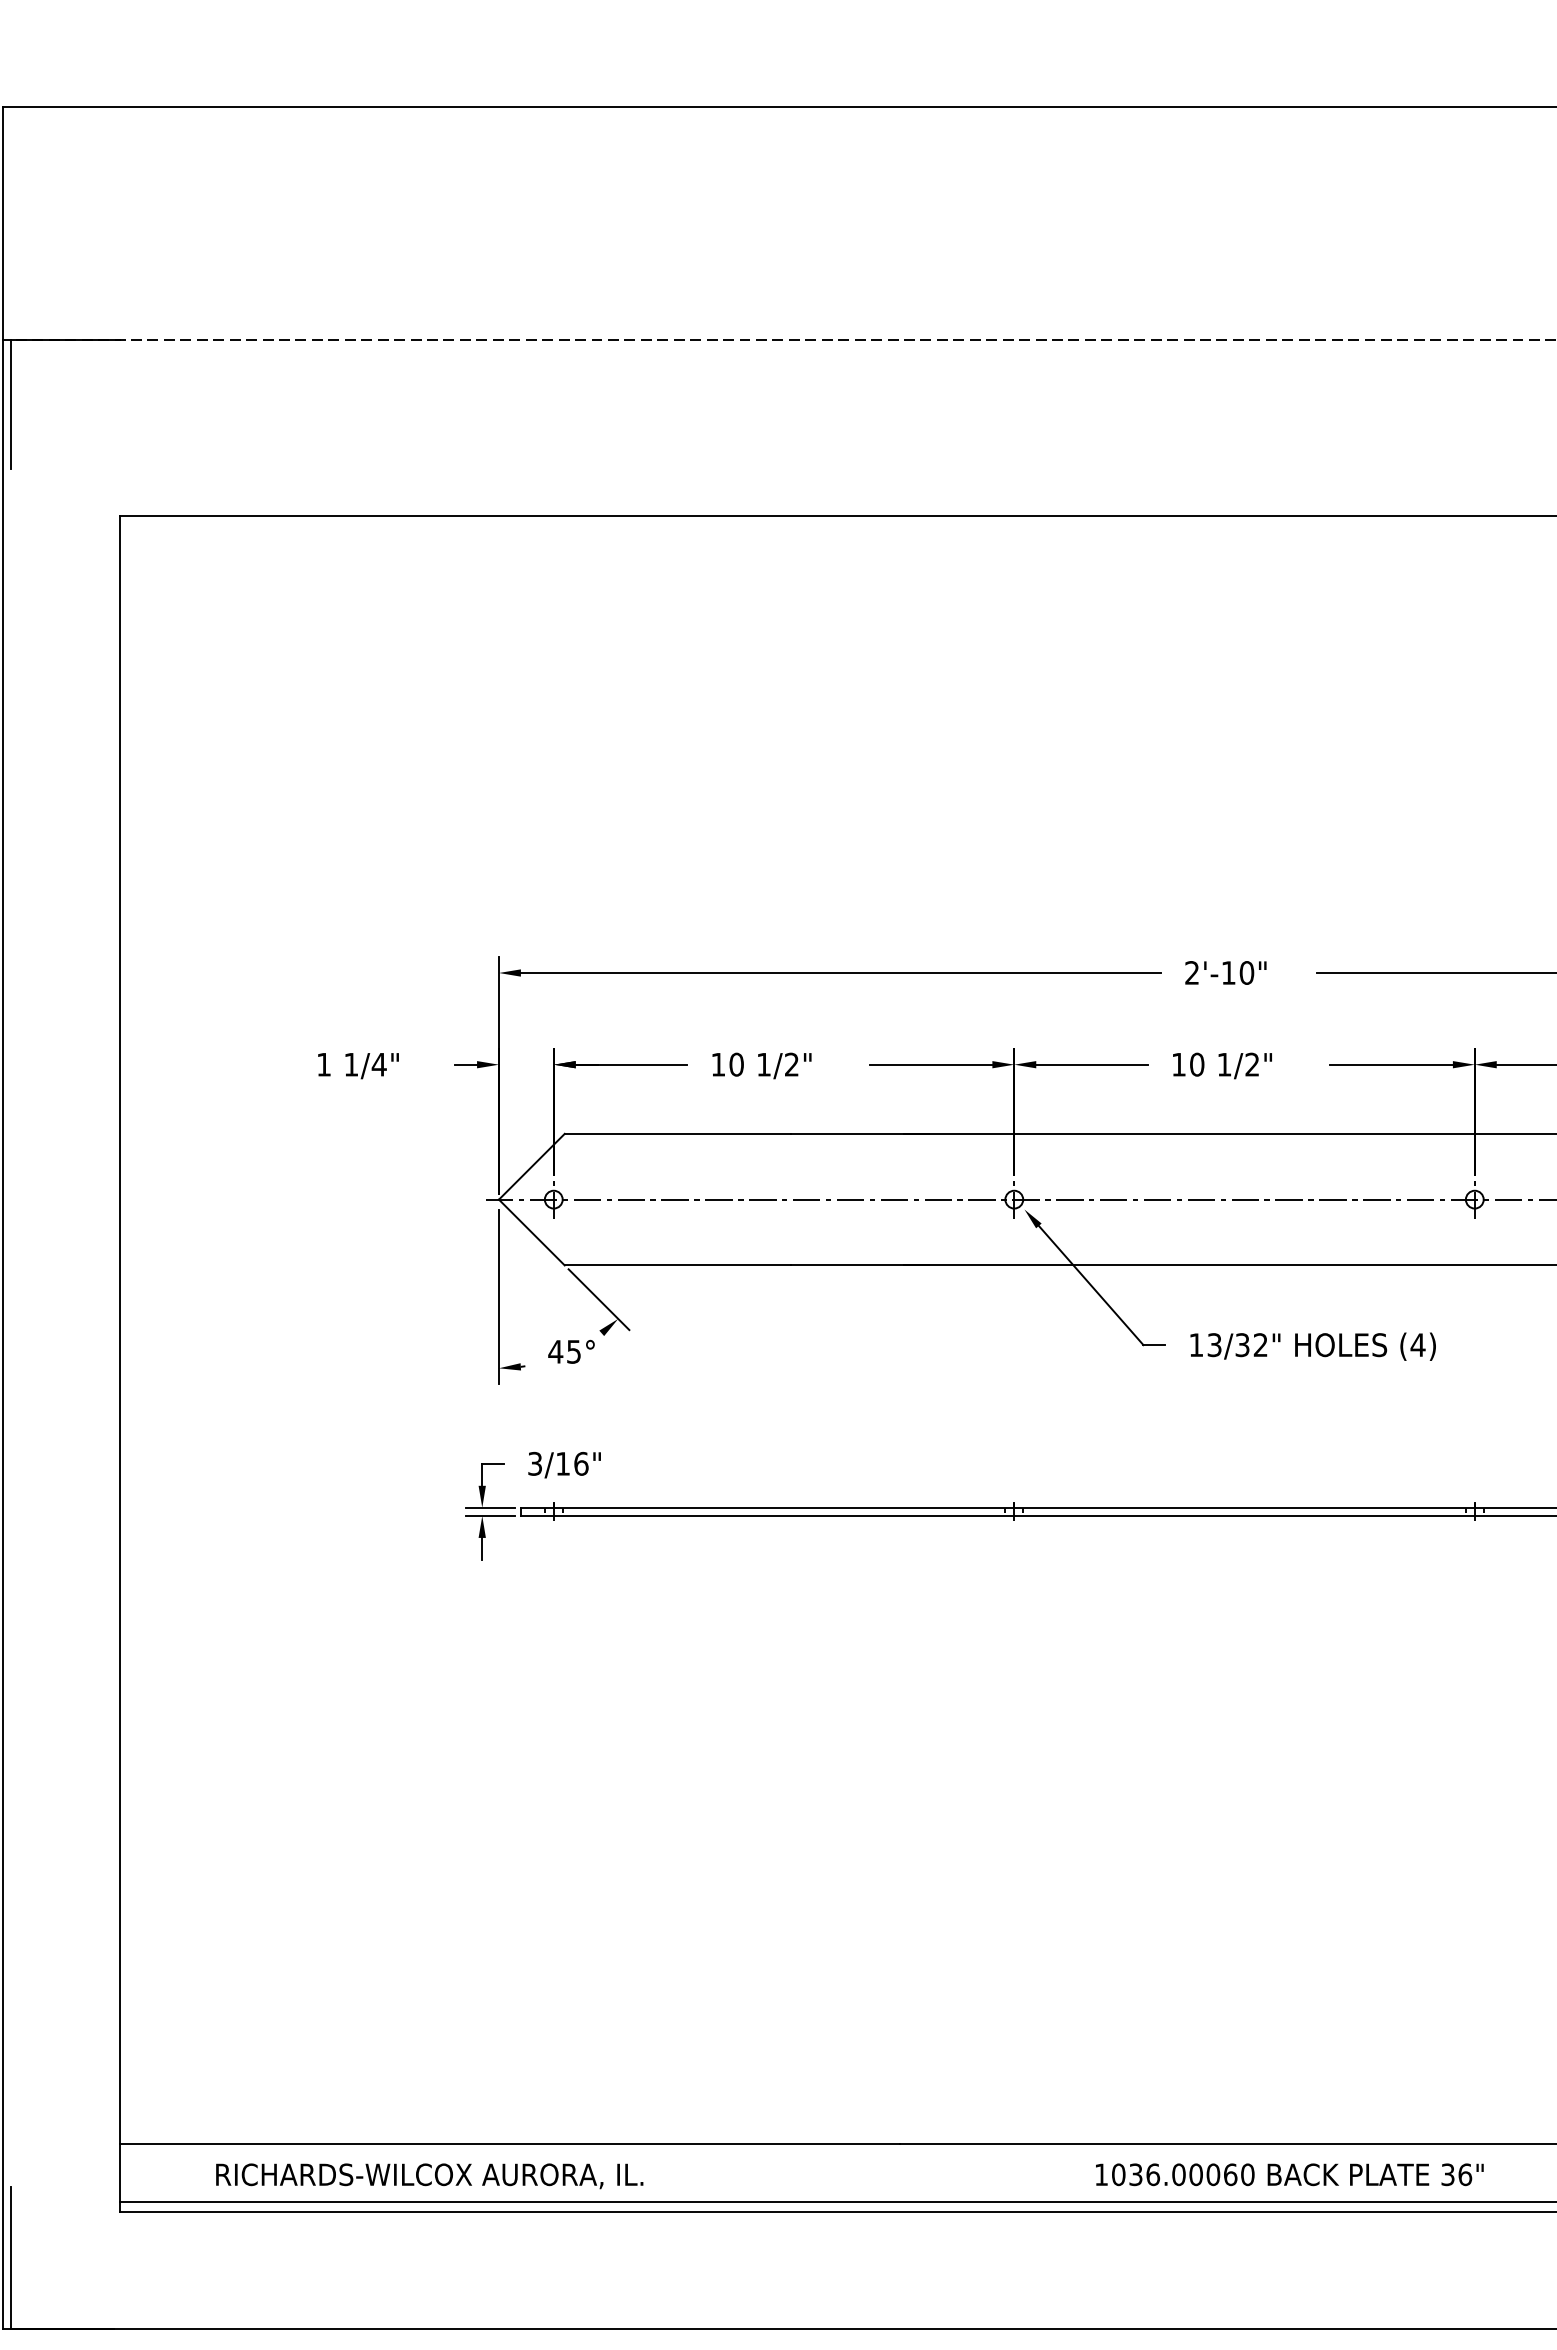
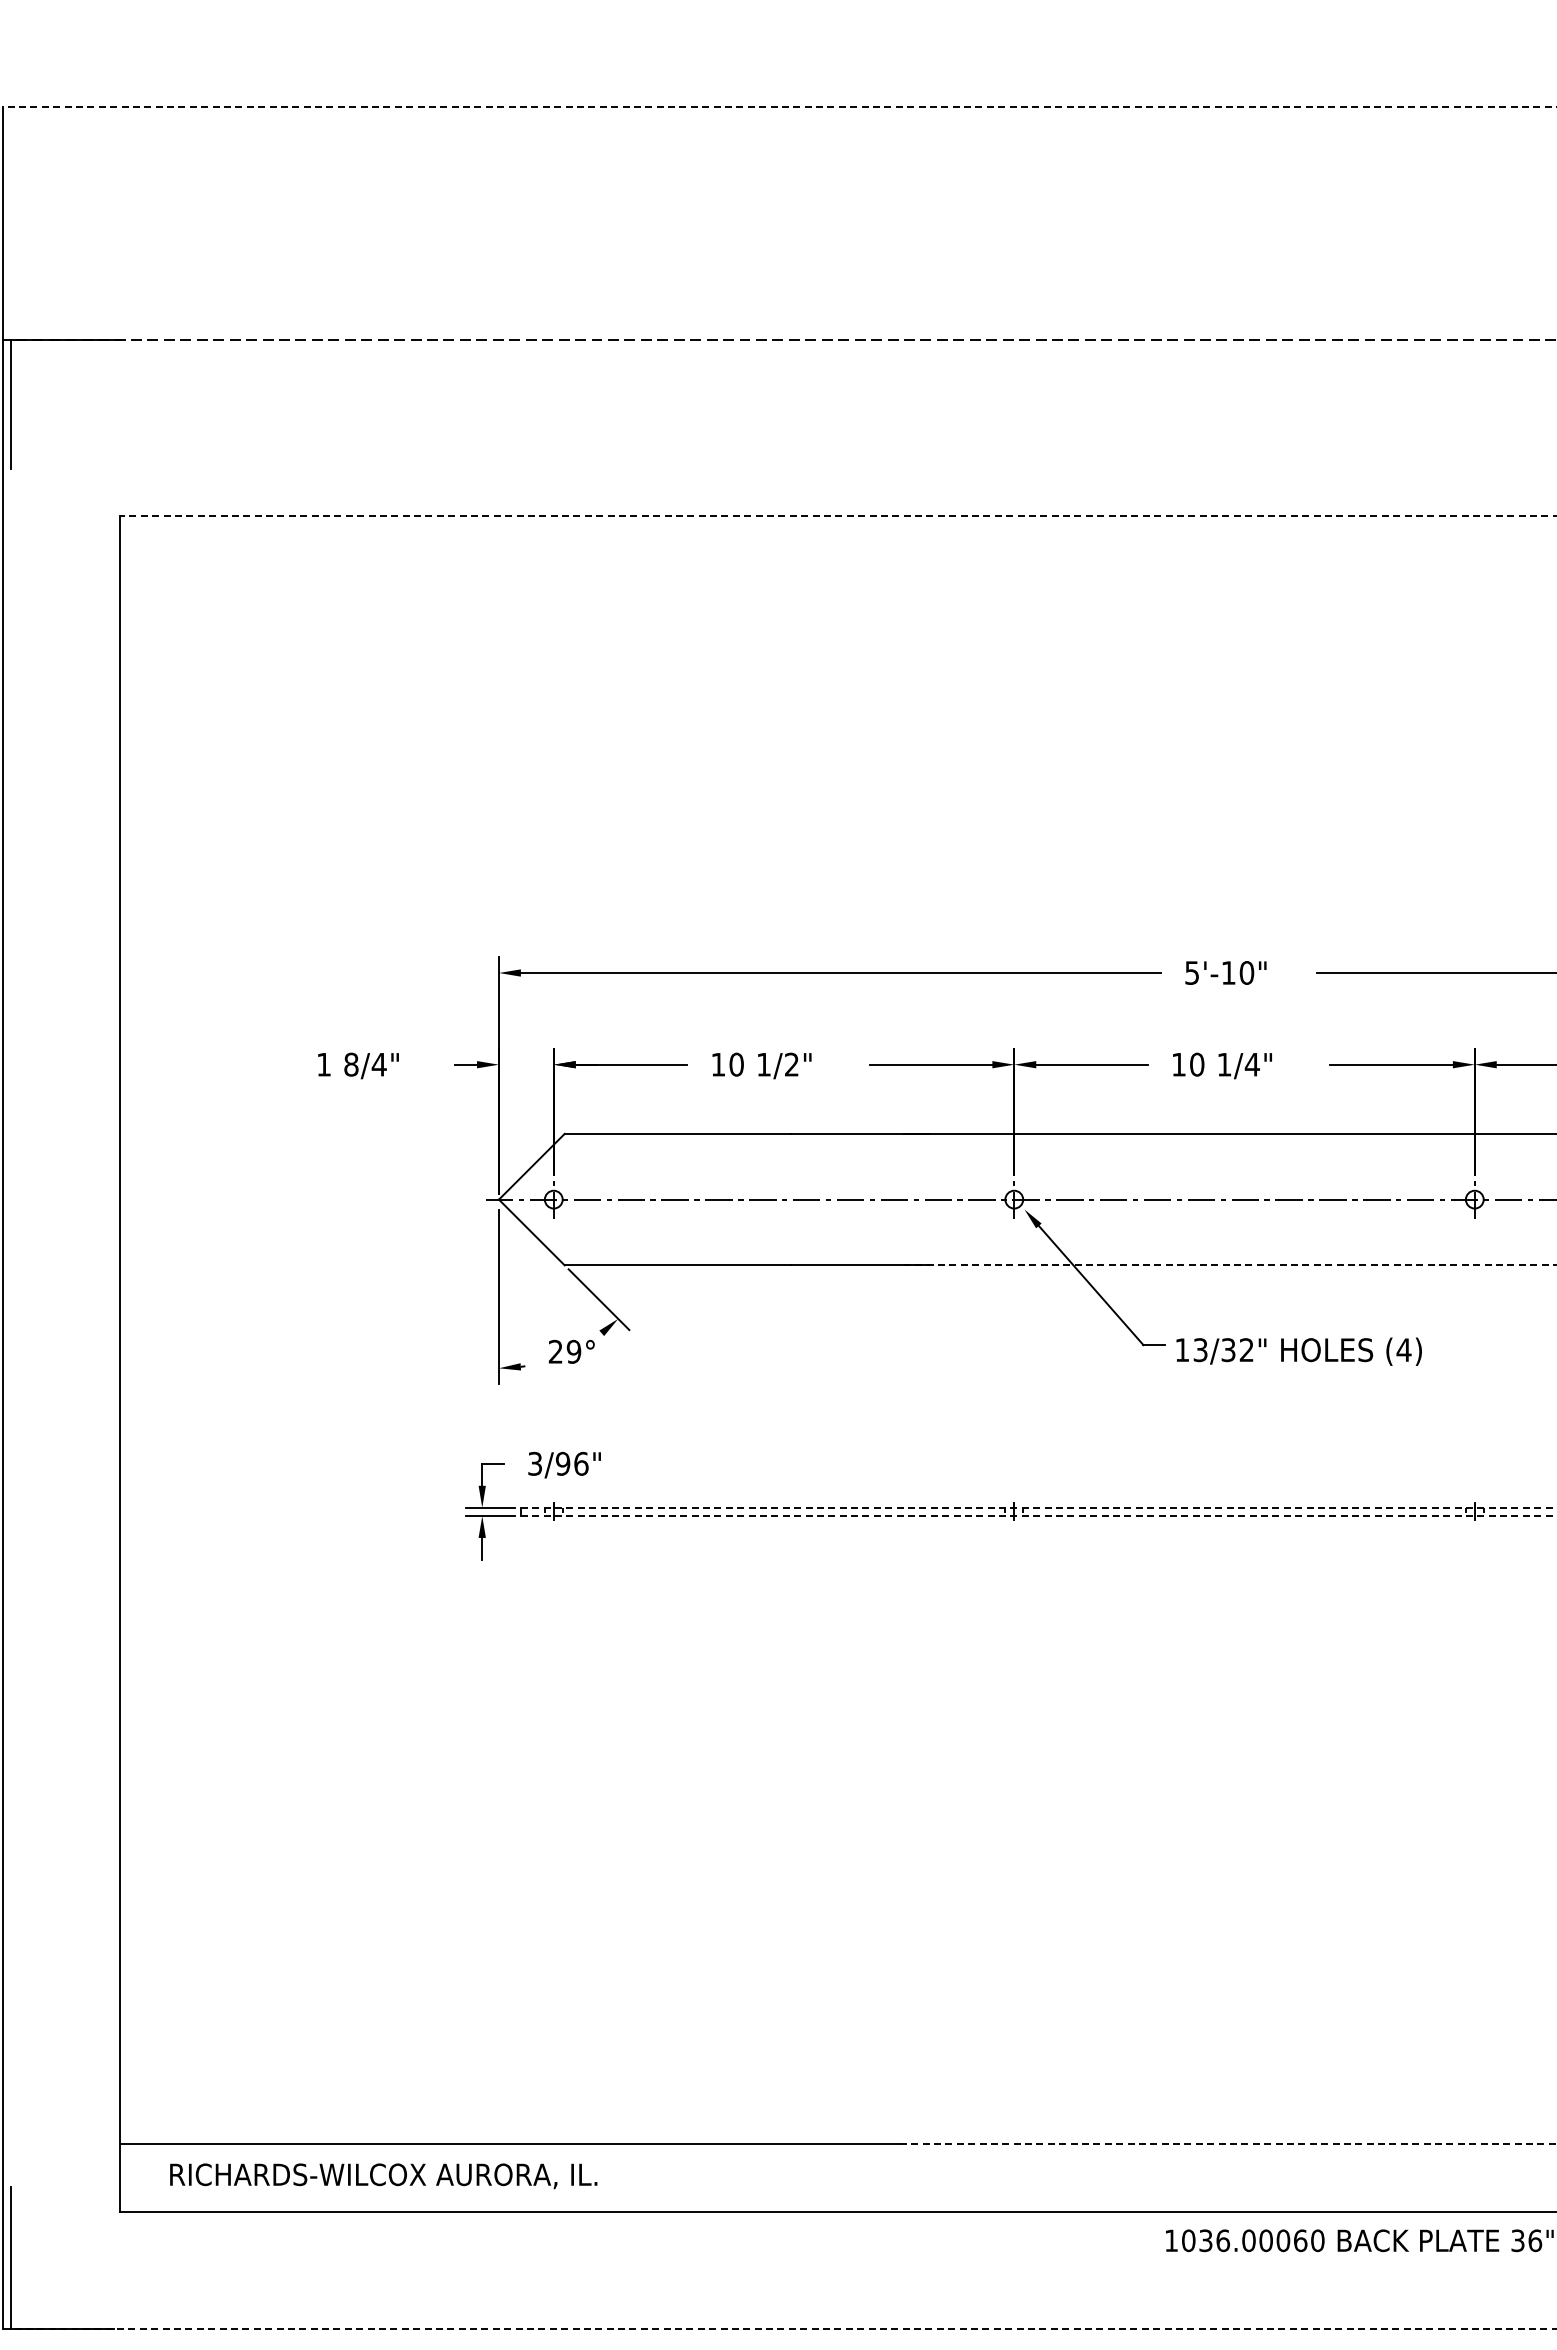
line: solid -> dashed (779, 106)
line: solid -> dashed (838, 515)
text: 2'-10" -> 5'-10" (1191, 972)
text: 1/4" -> 8/4" (351, 1064)
text: 1/2" -> 1/4" (1251, 1064)
line: solid -> dashed (1230, 1265)
text position: (1312, 1346) -> (1298, 1351) (1298, 1351)
text: 45° -> 29° (564, 1351)
text: 3/16" -> 3/96" (562, 1463)
line: solid -> dashed (1038, 1507)
line: solid -> dashed (1038, 1516)
line: solid -> dashed (1228, 2143)
text position: (1289, 2174) -> (1359, 2240) (1359, 2240)
text position: (429, 2176) -> (383, 2176) (383, 2176)
line: present -> none (836, 2202)
line: solid -> dashed (780, 2328)
